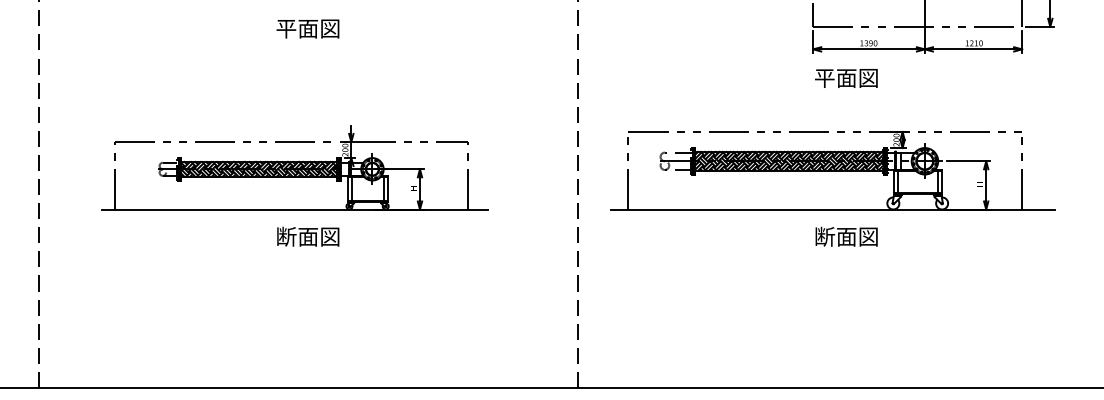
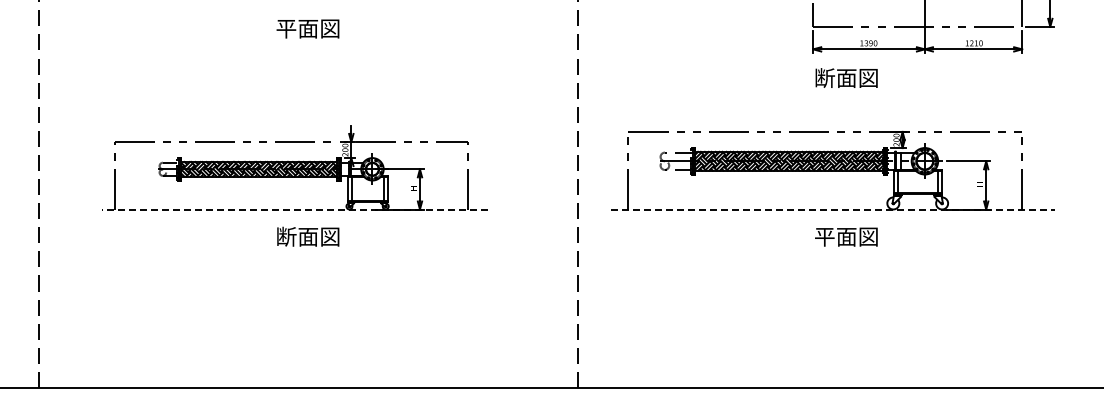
text: 平面図 -> 断面図 (824, 77)
line: solid -> dashed (294, 209)
line: solid -> dashed (833, 209)
text: 断面図 -> 平面図 (825, 236)
